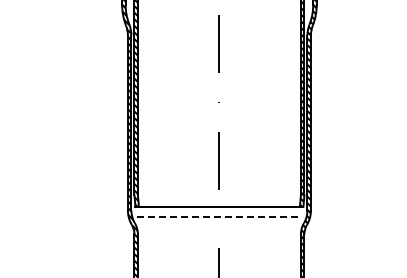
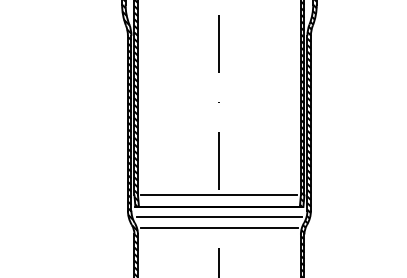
line: none -> present (219, 195)
line: dashed -> solid (219, 217)
line: none -> present (219, 227)
